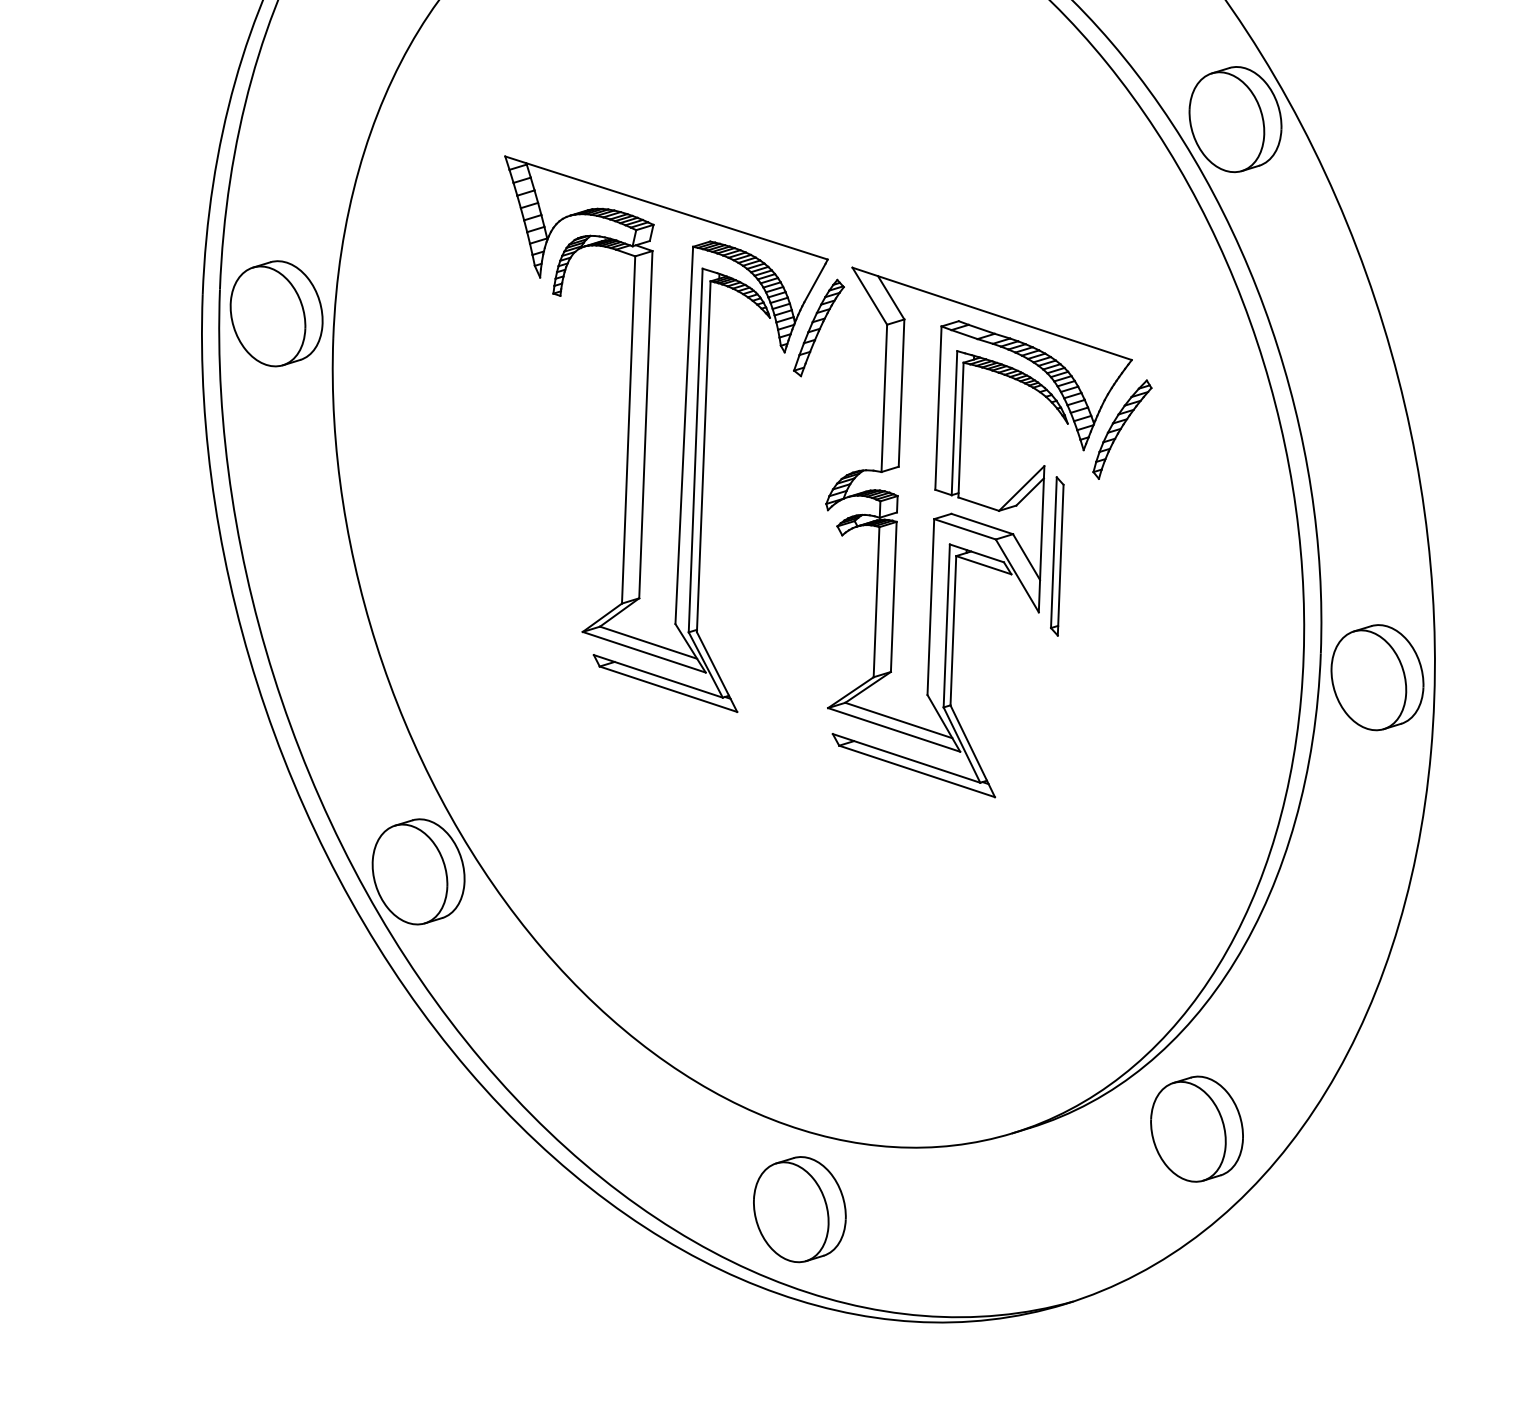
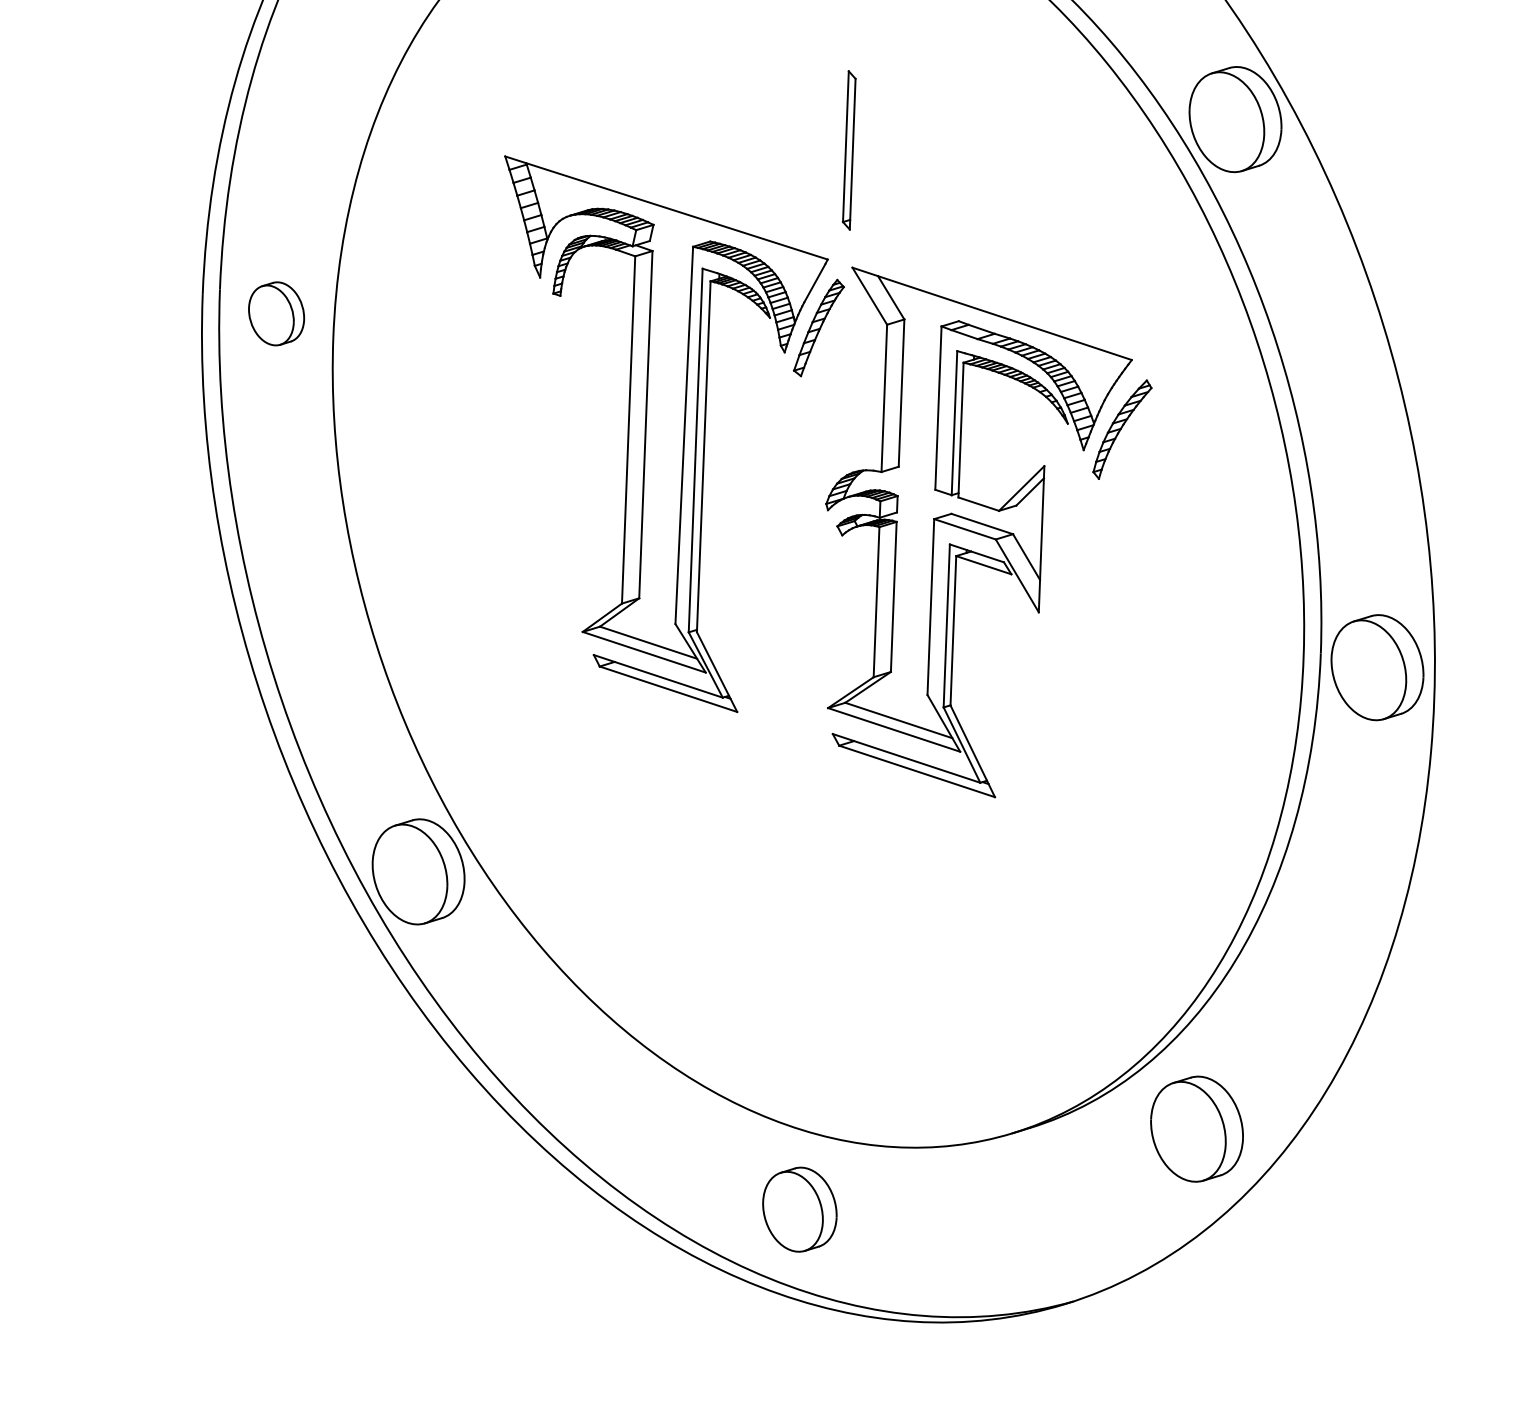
part size: 95x108 px -> 58x66 px (276, 313)
part position: (1057, 556) -> (849, 150) (849, 150)
part position: (1377, 677) -> (1377, 667) (1377, 667)
part size: 94x108 px -> 76x87 px (799, 1209)
